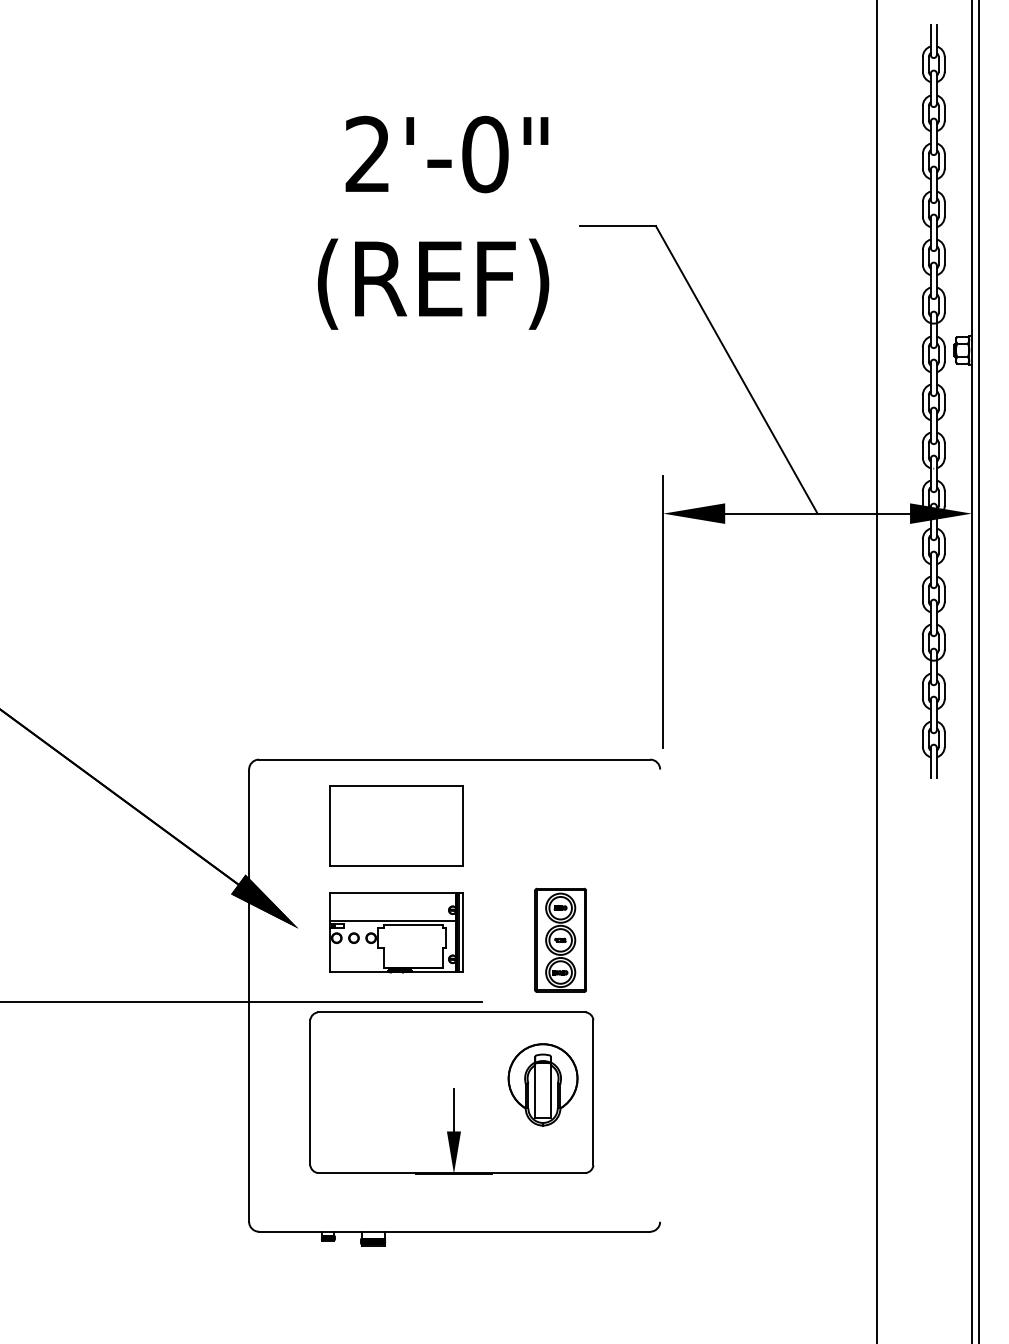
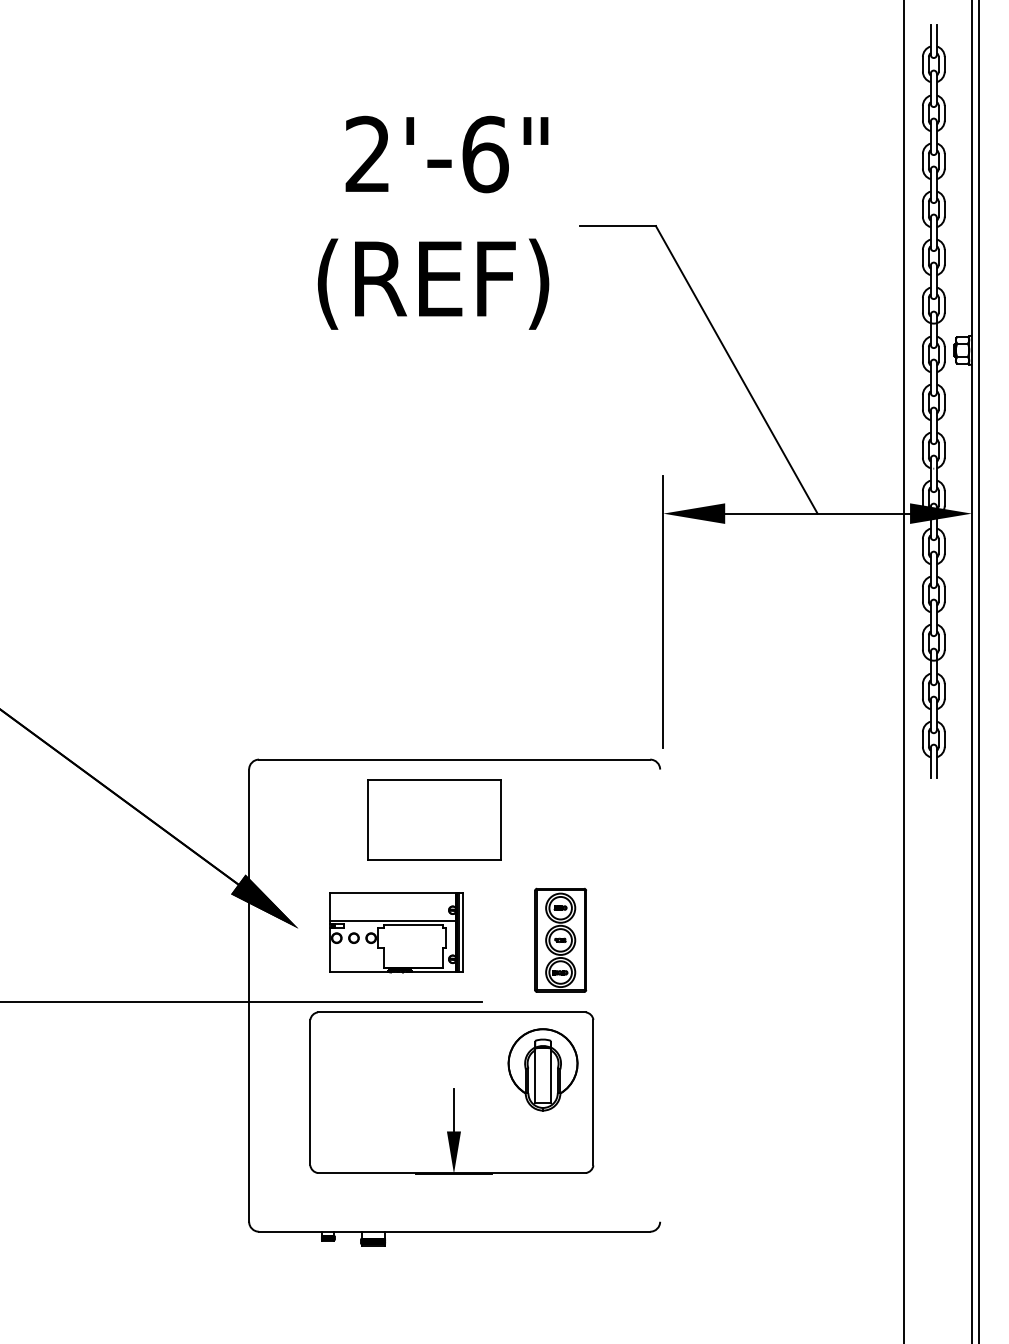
text: 2'-0" -> 2'-6" (485, 154)
line position: (876, 671) -> (903, 671) (903, 671)
part position: (396, 825) -> (434, 819) (434, 819)
part position: (542, 1084) -> (542, 1069) (542, 1069)
